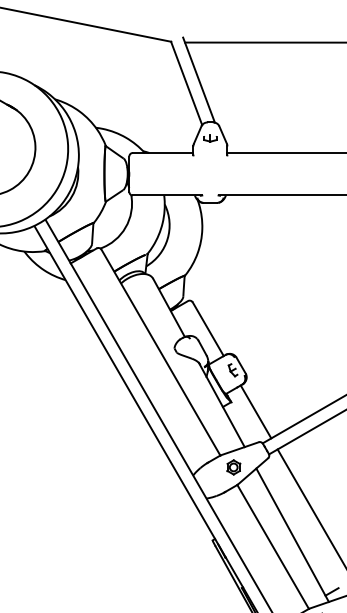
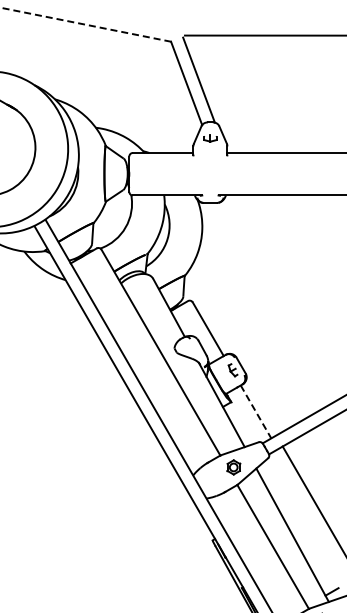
line: solid -> dashed (85, 24)
line position: (264, 42) -> (264, 35) (264, 35)
line: solid -> dashed (256, 411)
line position: (310, 506) -> (312, 499) (312, 499)
